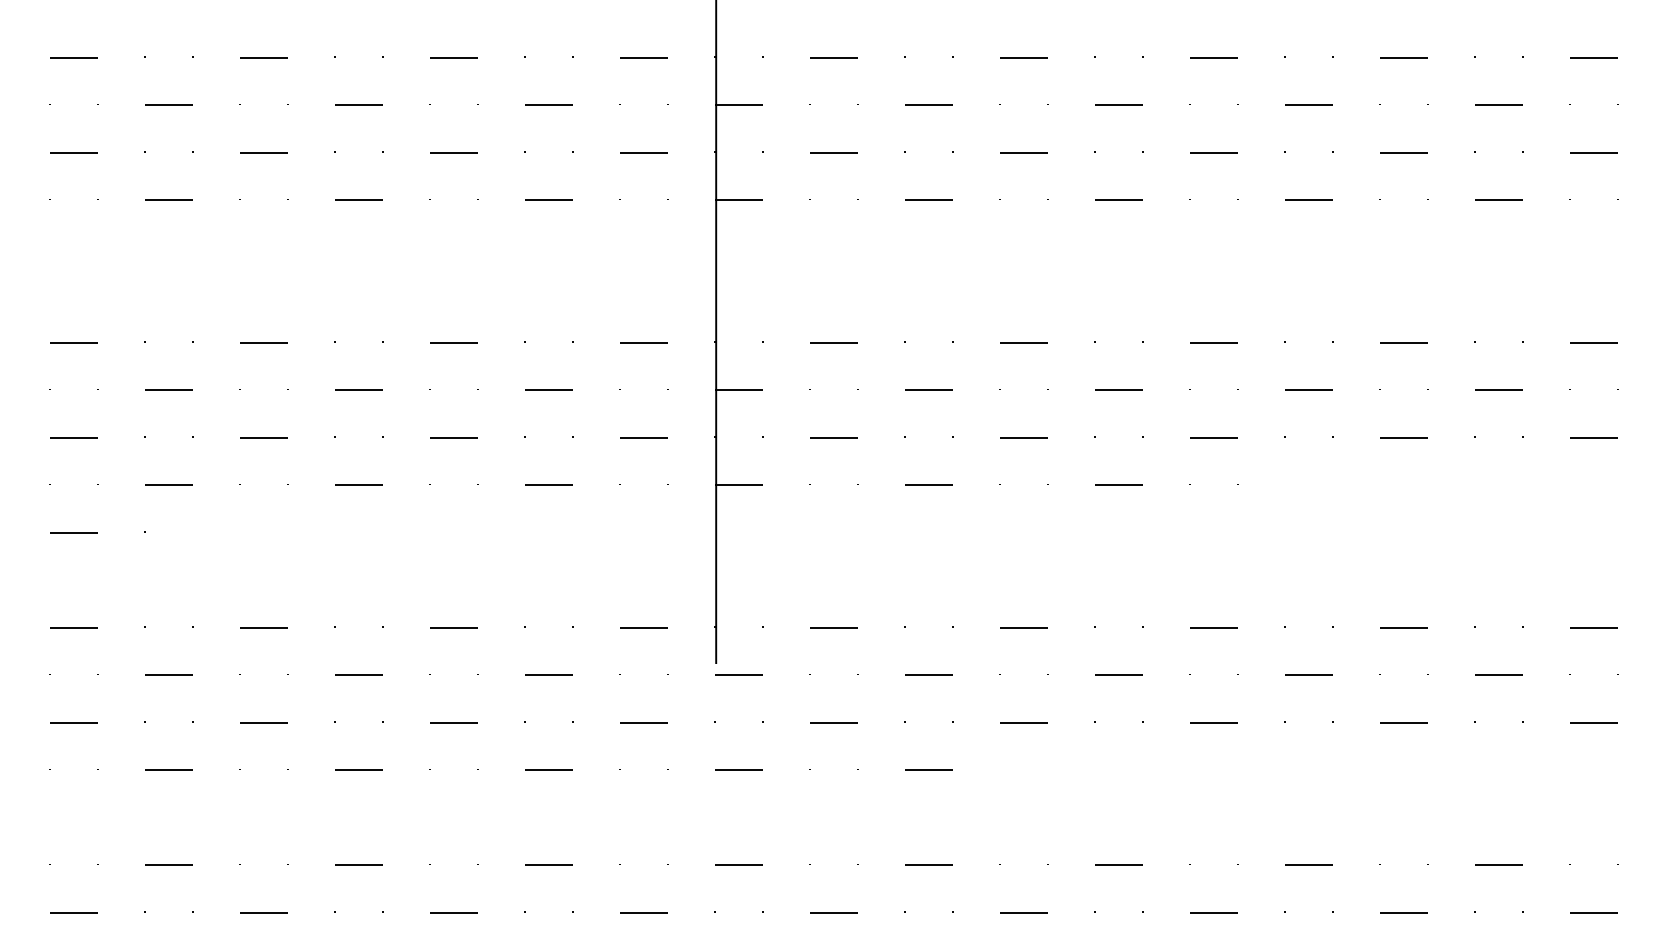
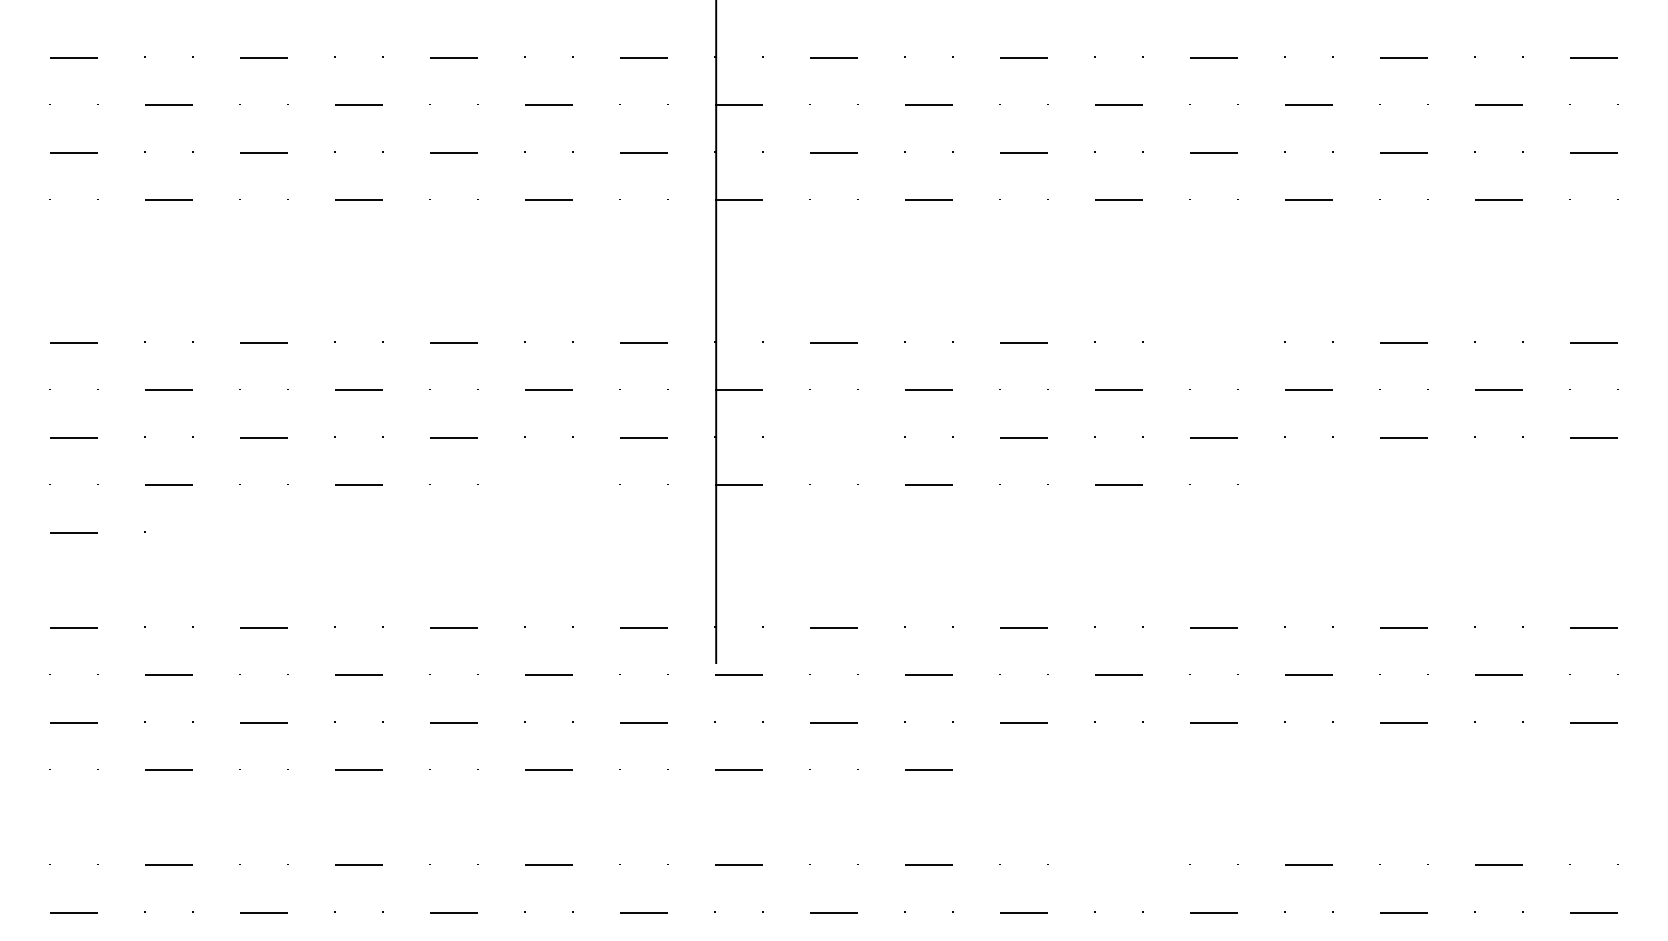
line: present -> none (1213, 342)
line: present -> none (833, 437)
line: present -> none (548, 484)
line: present -> none (1118, 864)
